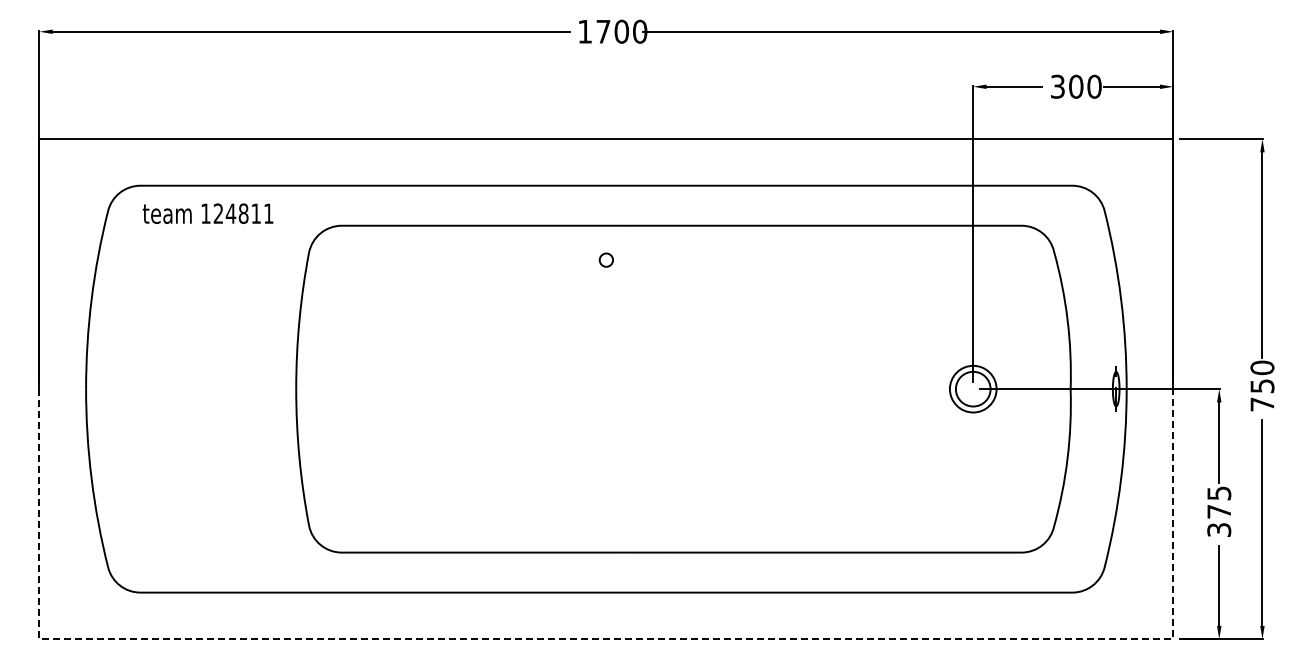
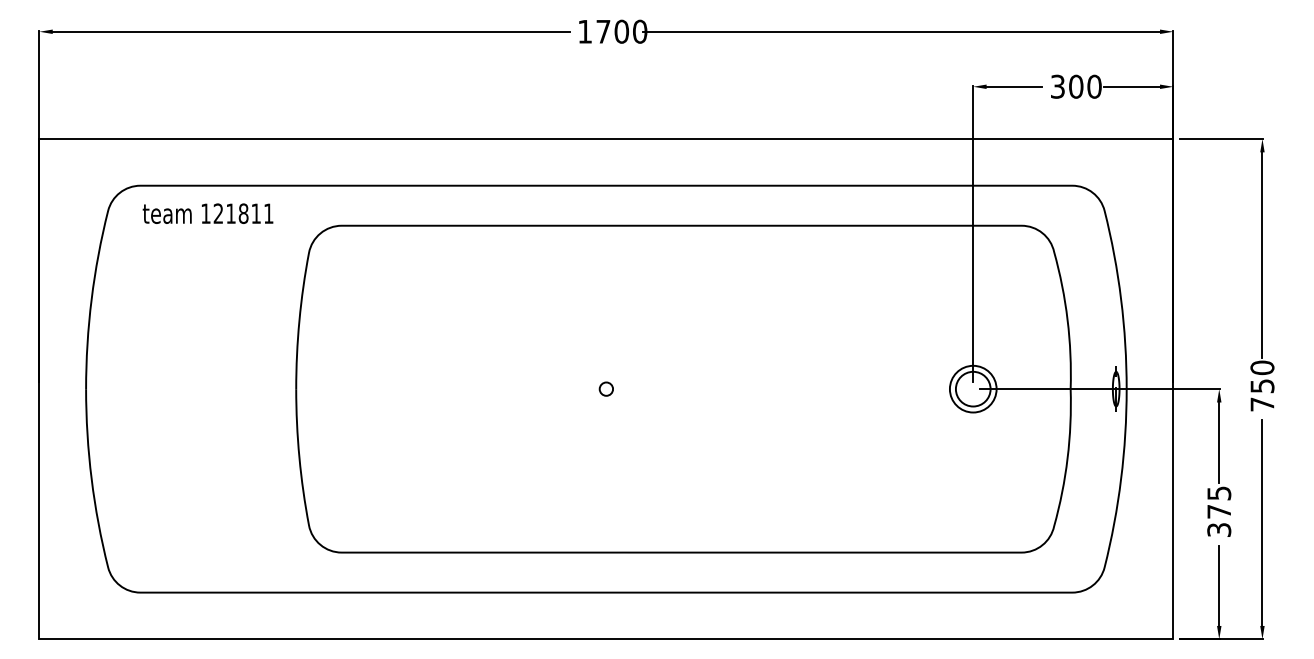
text: 124811 -> 121811 (230, 213)
circle position: (605, 259) -> (605, 388) (605, 388)
line: dashed -> solid (606, 639)
